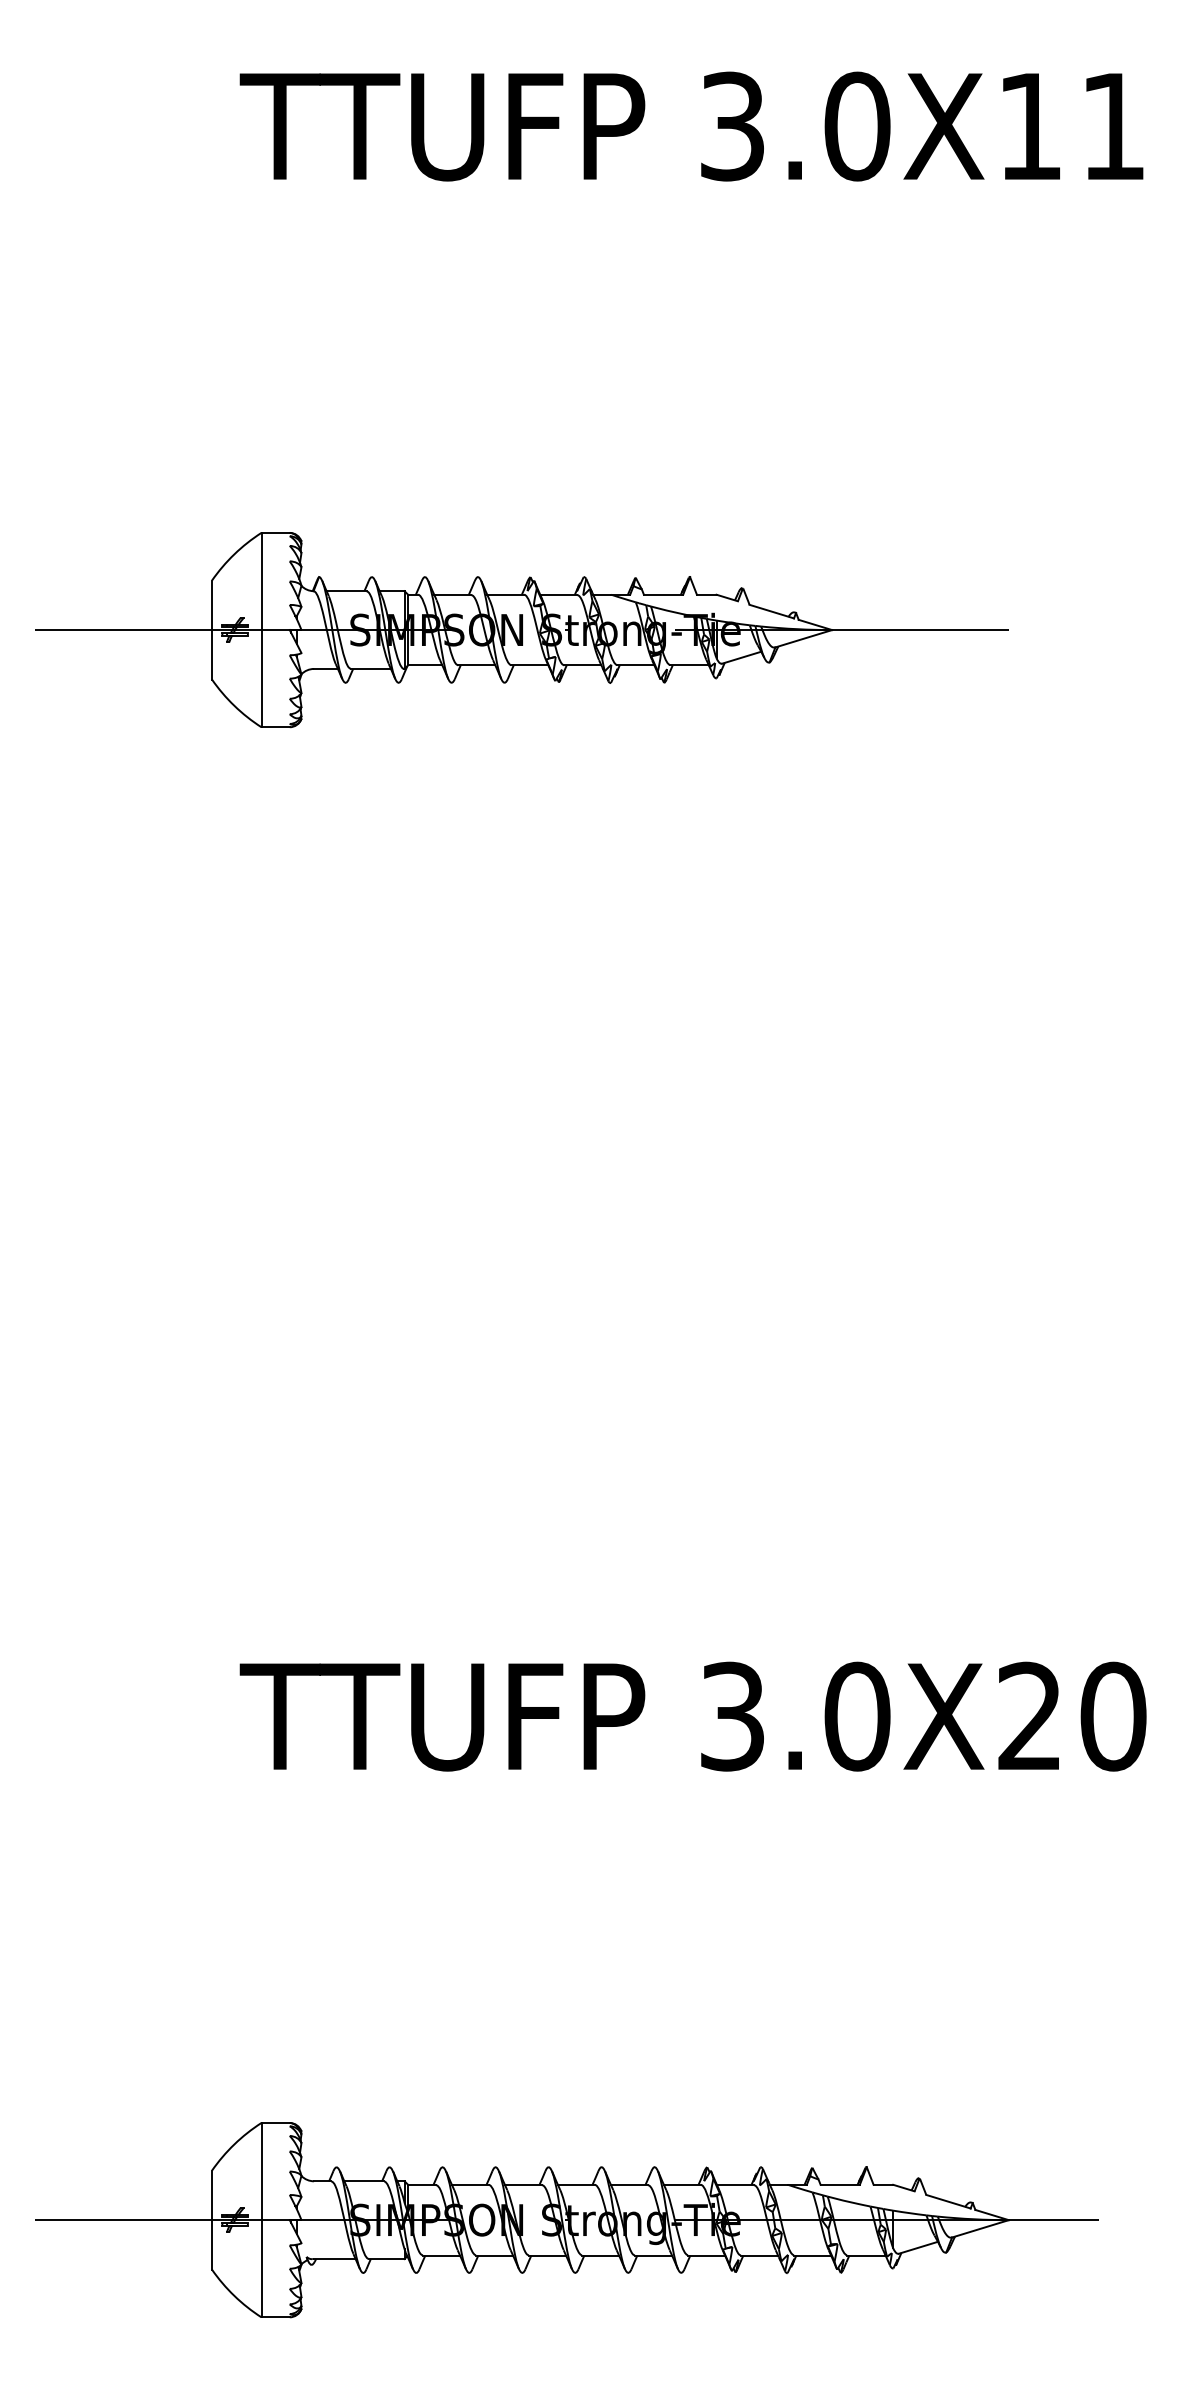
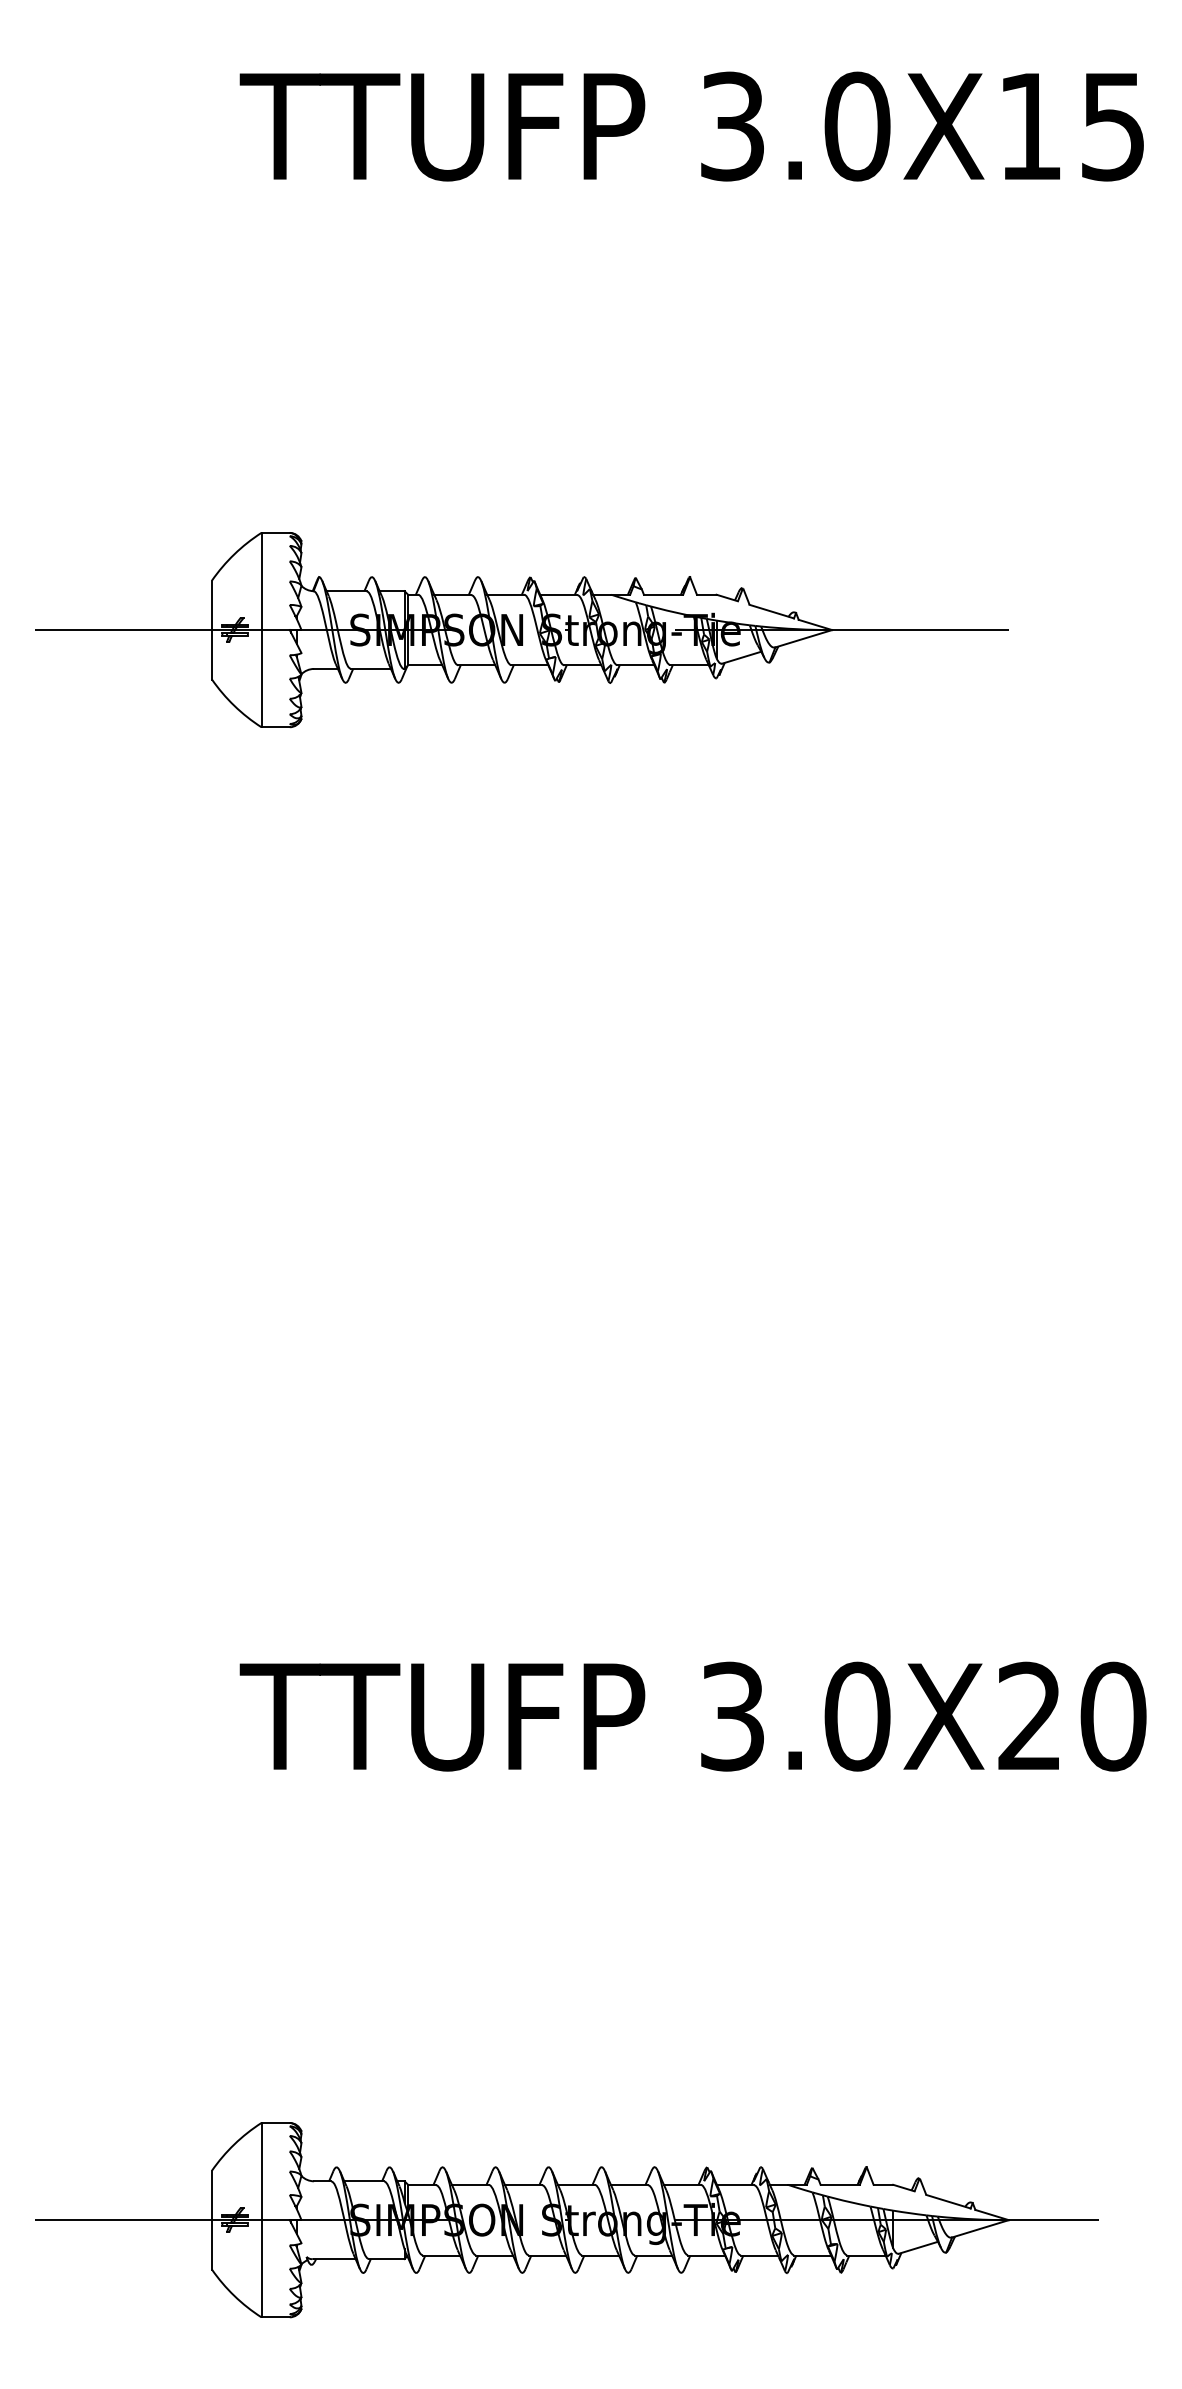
text: 3.0X11 -> 3.0X15 (1112, 127)
